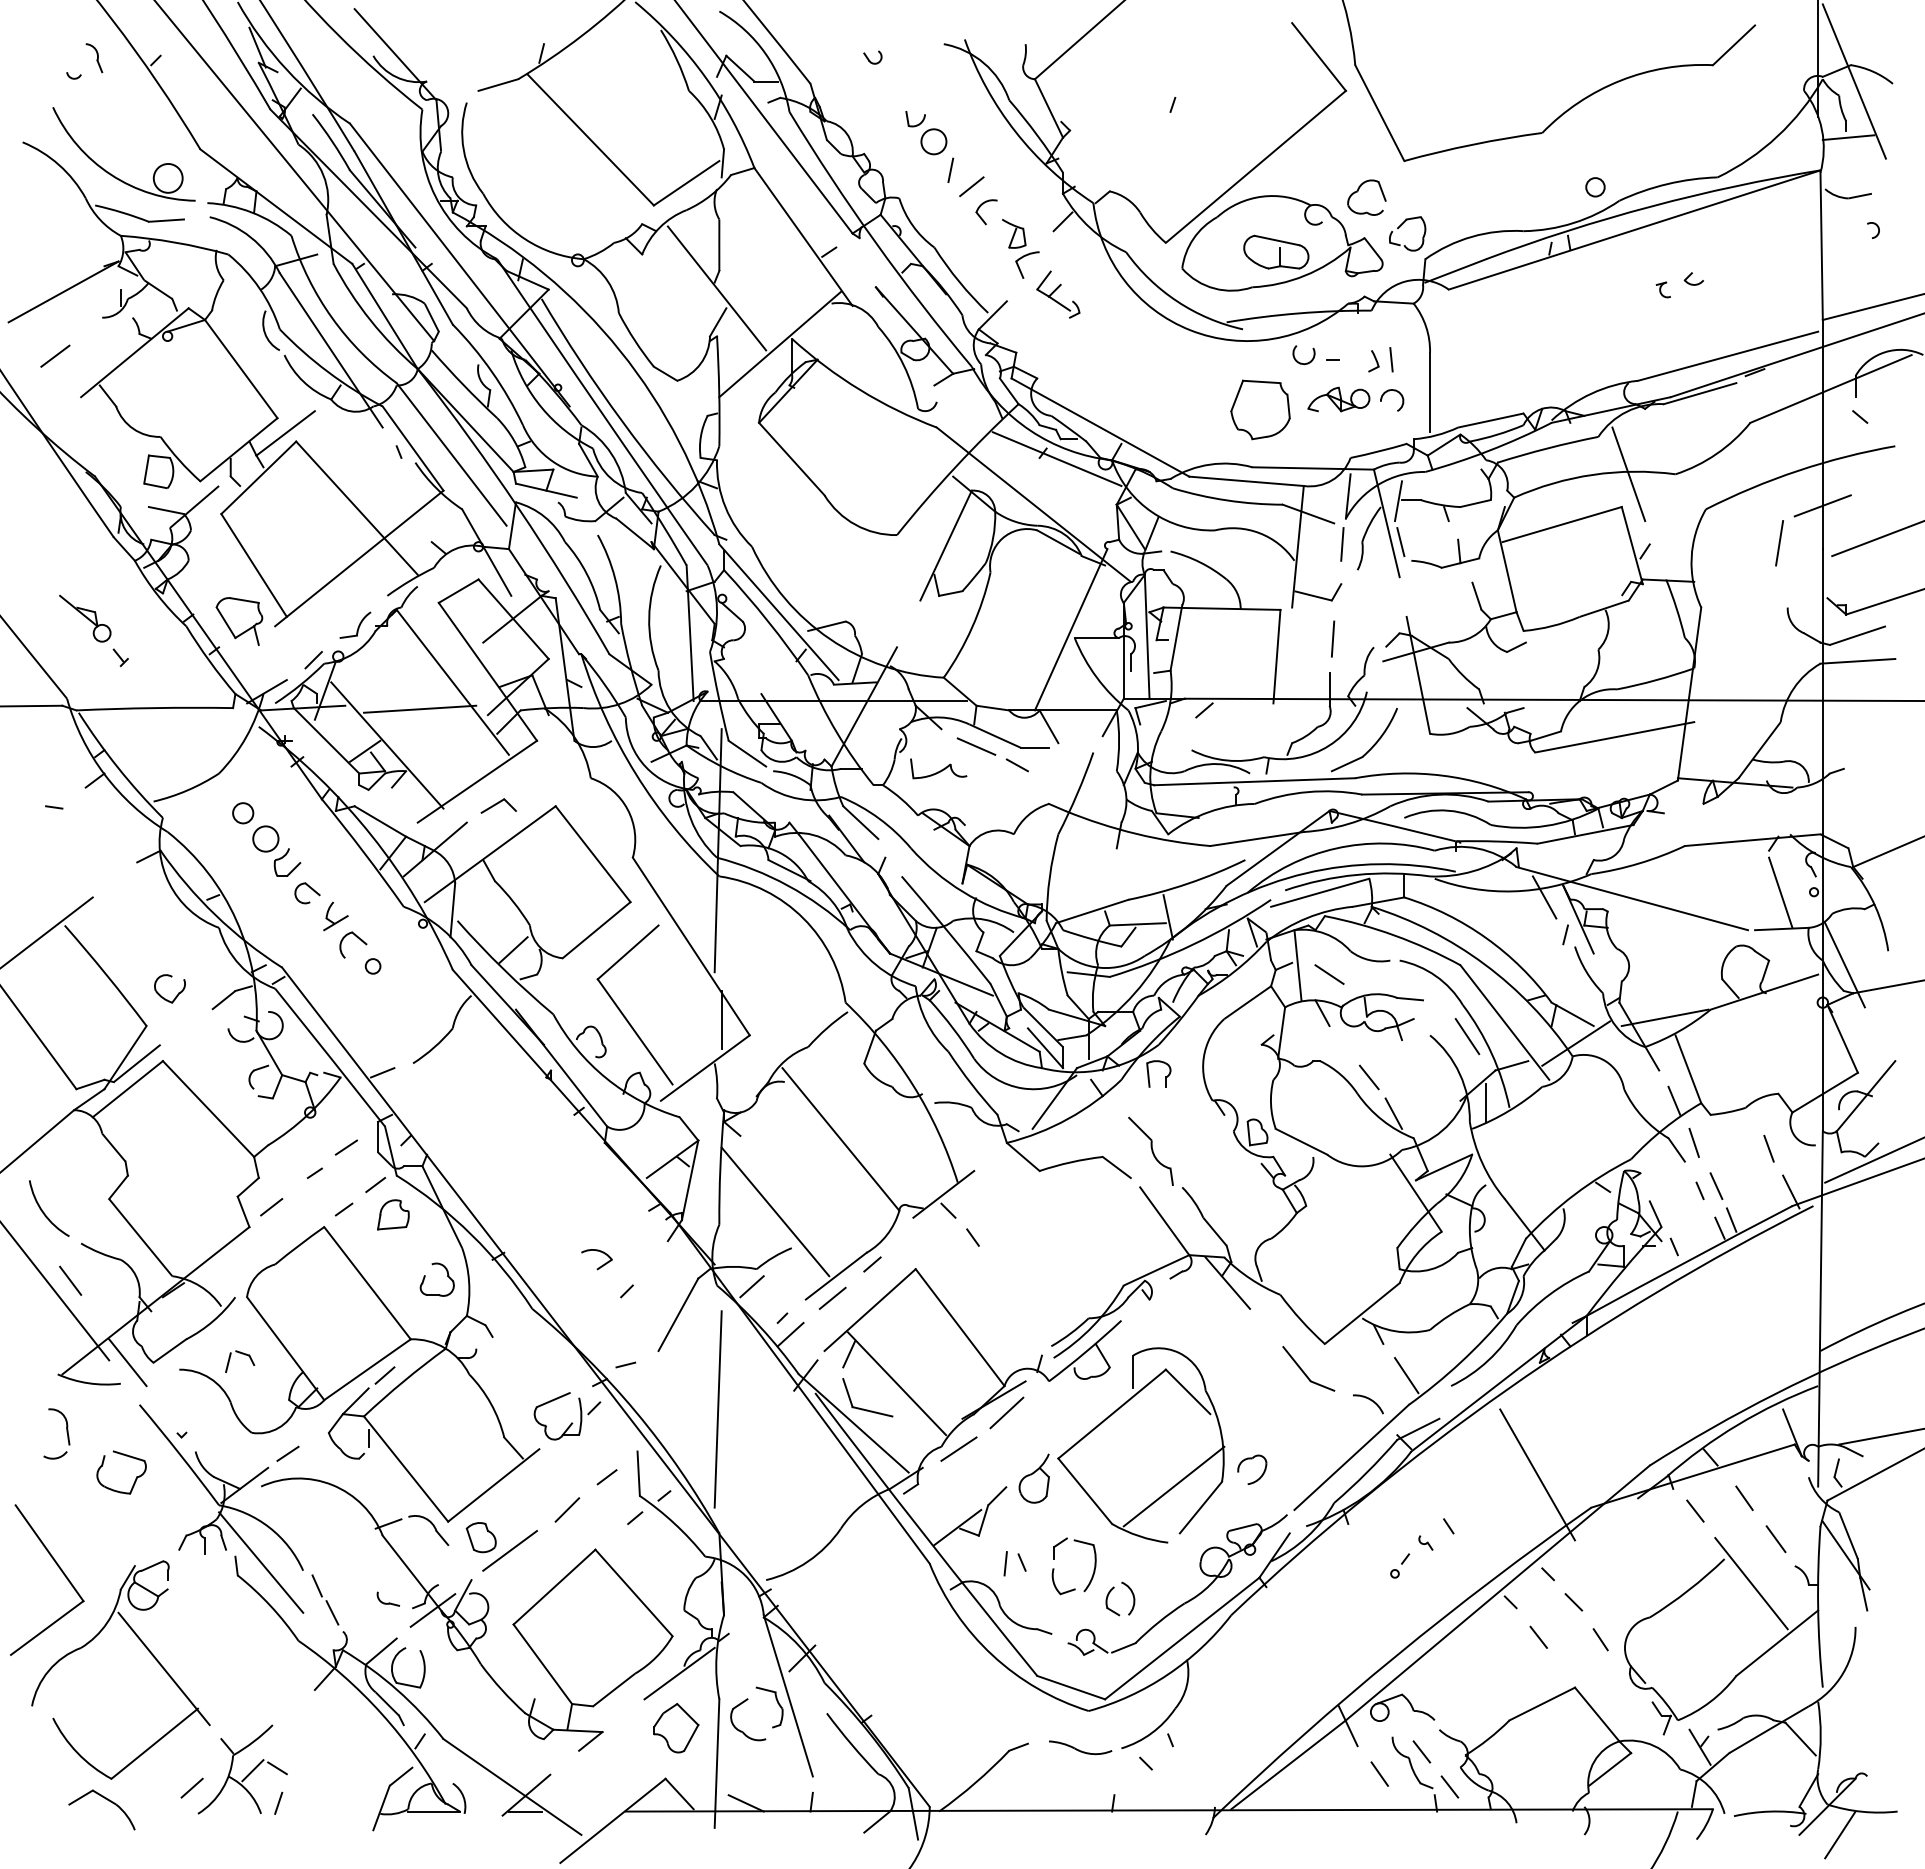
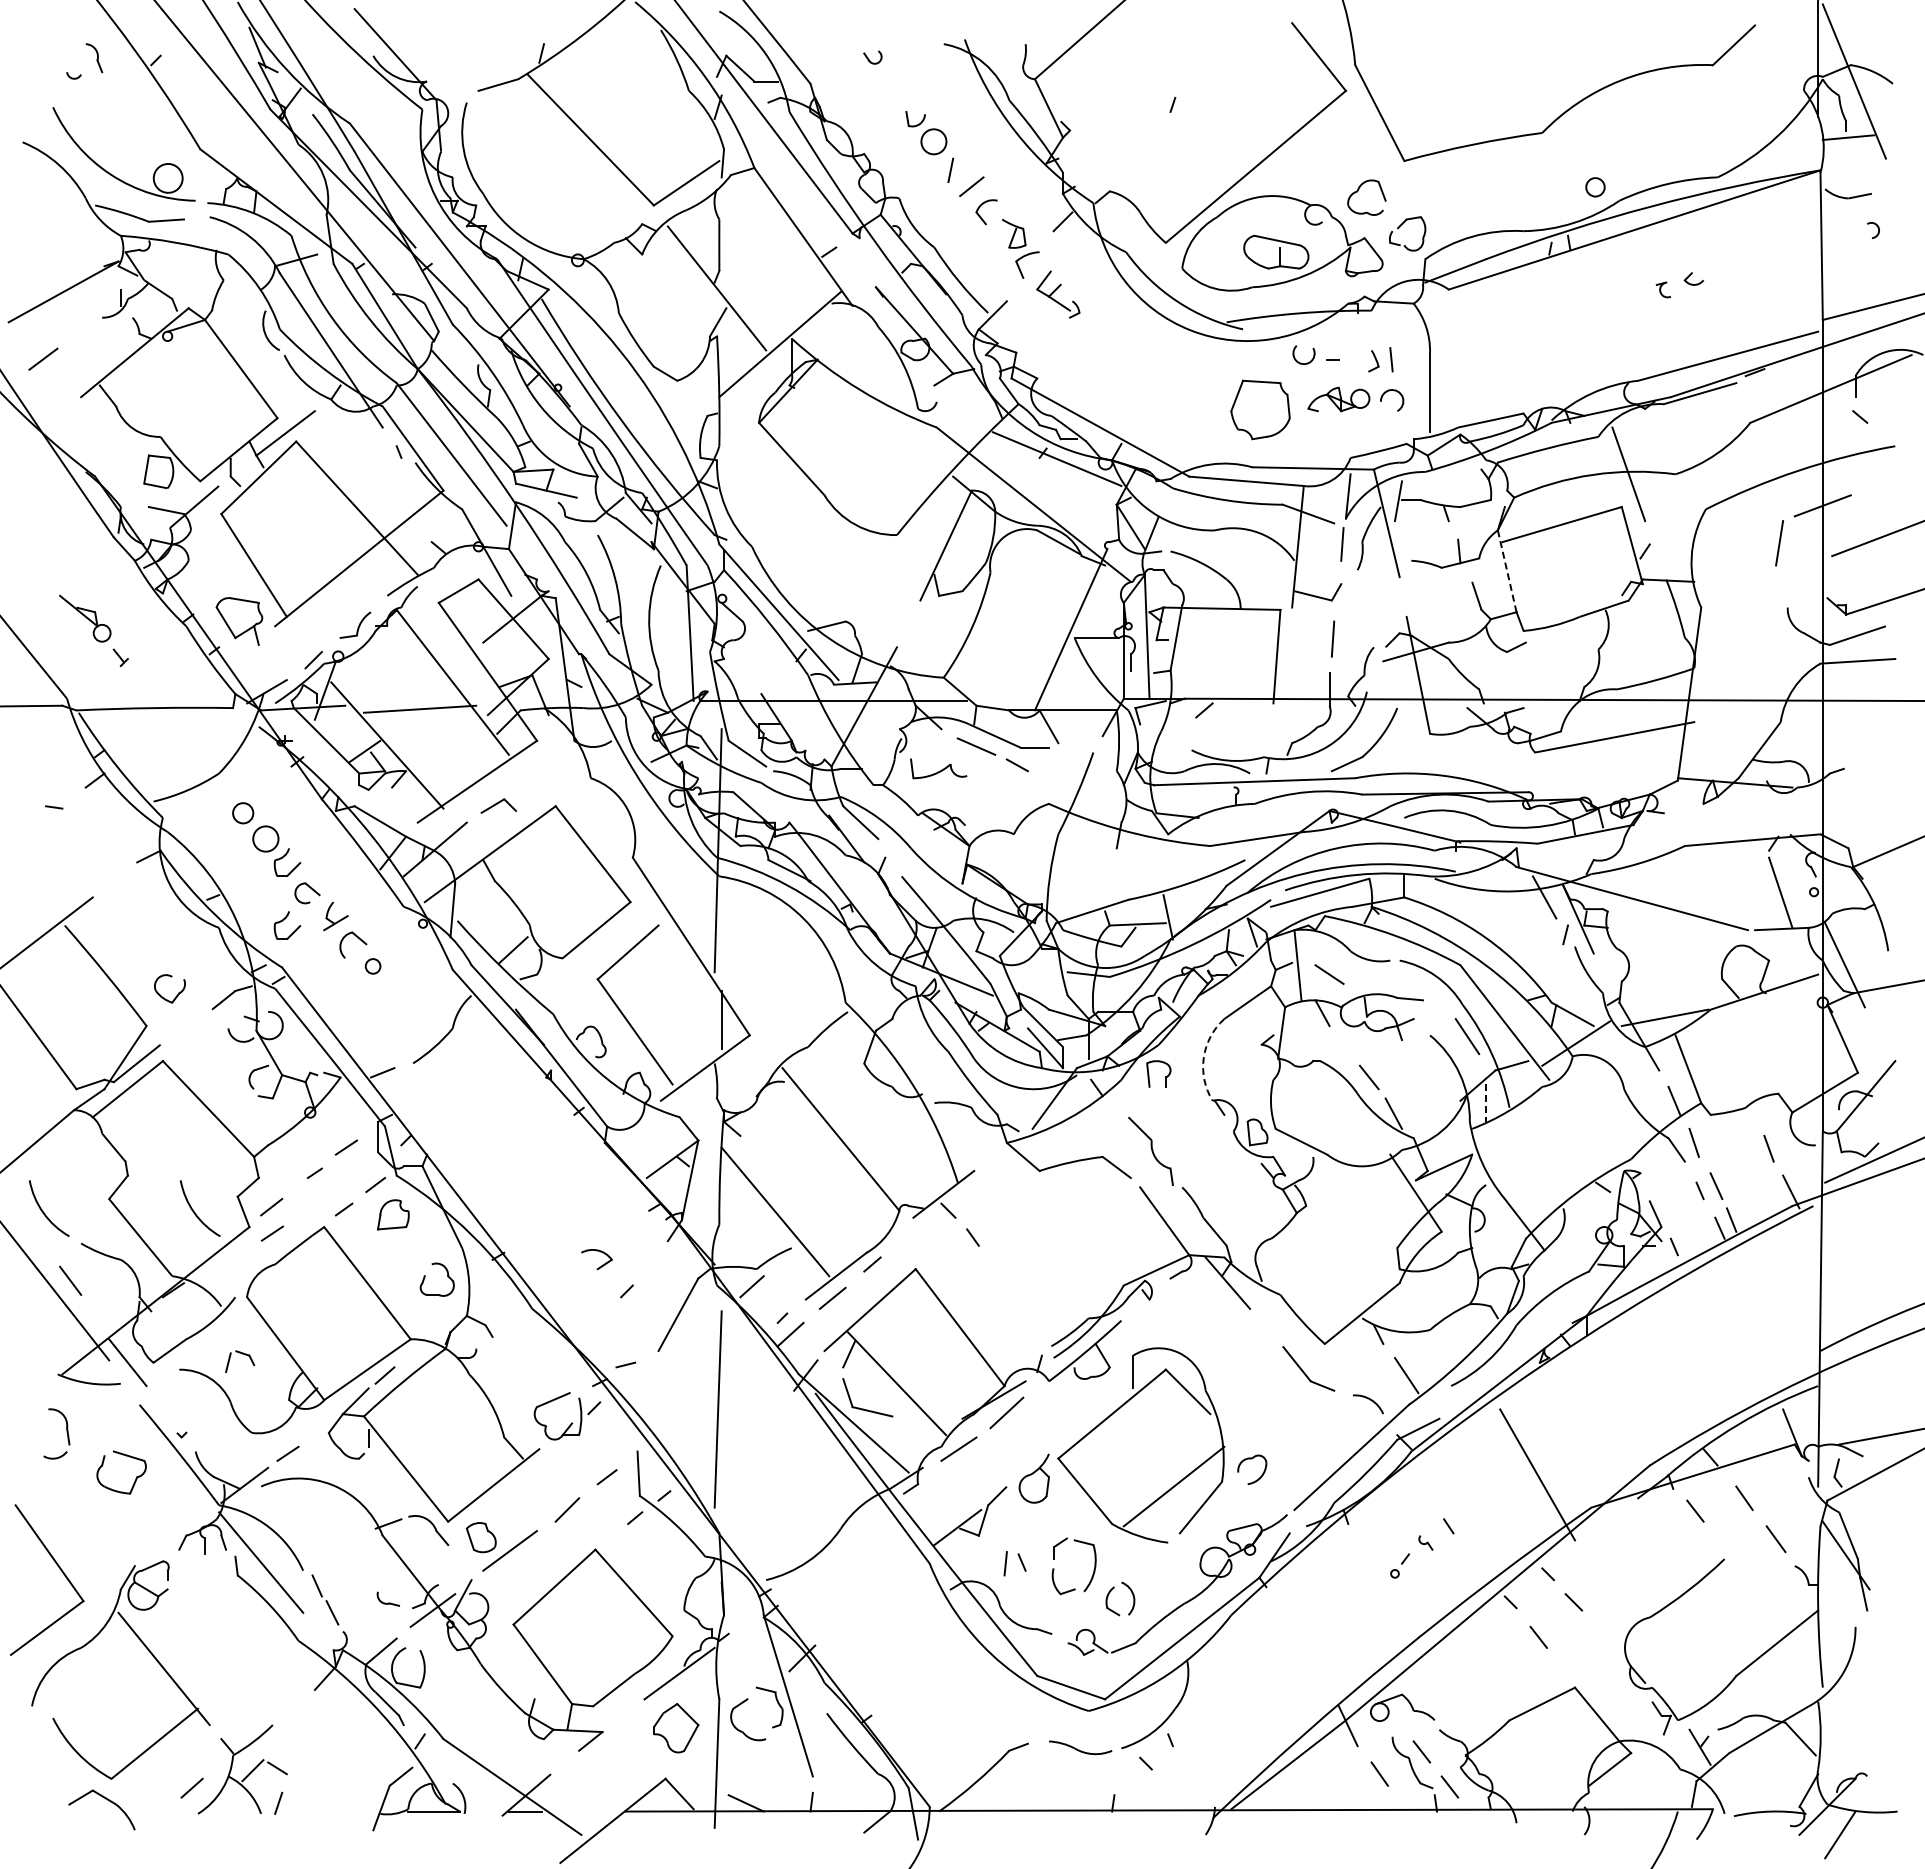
line position: (55, 355) -> (43, 358) (43, 358)
line: present -> none (1400, 542)
line: solid -> dashed (1507, 571)
part: none -> present (287, 925)
arc: solid -> dashed (1203, 1057)
line: solid -> dashed (1486, 1103)
arc: none -> present (195, 1212)
line: none -> present (271, 1233)
line: present -> none (1751, 1583)
line: present -> none (1600, 1639)
